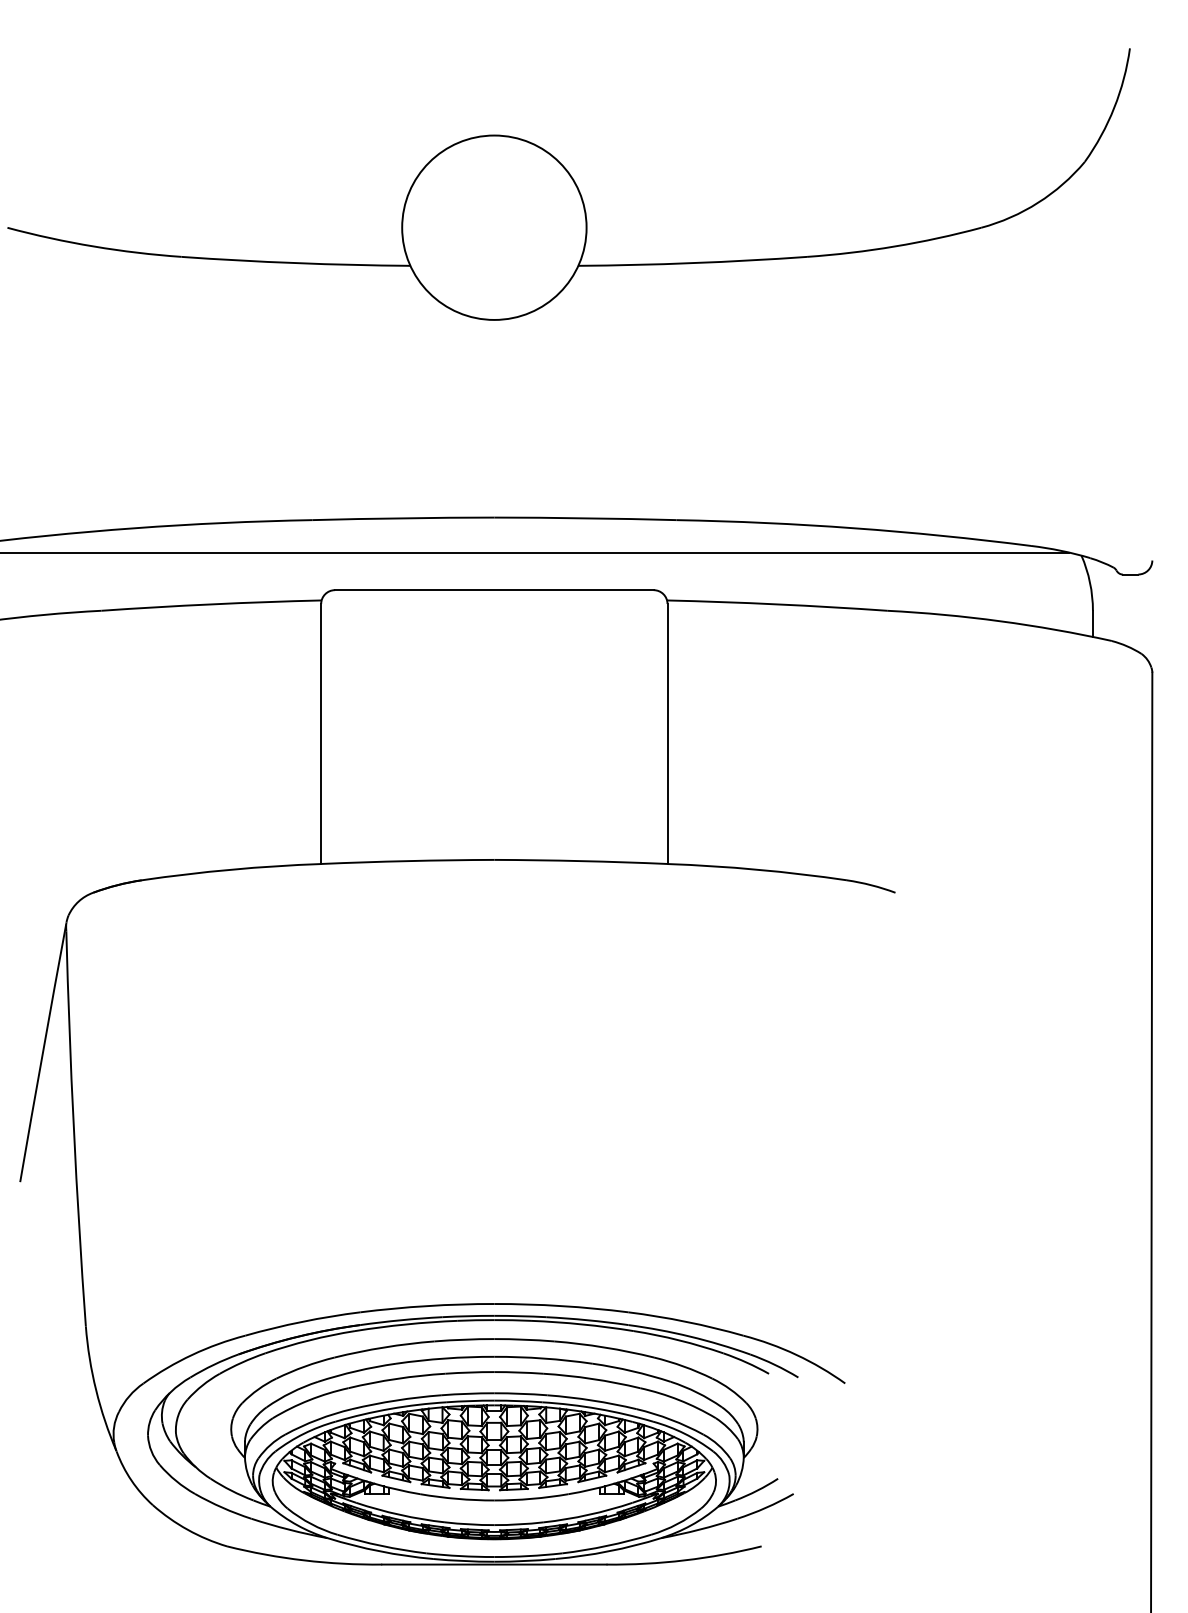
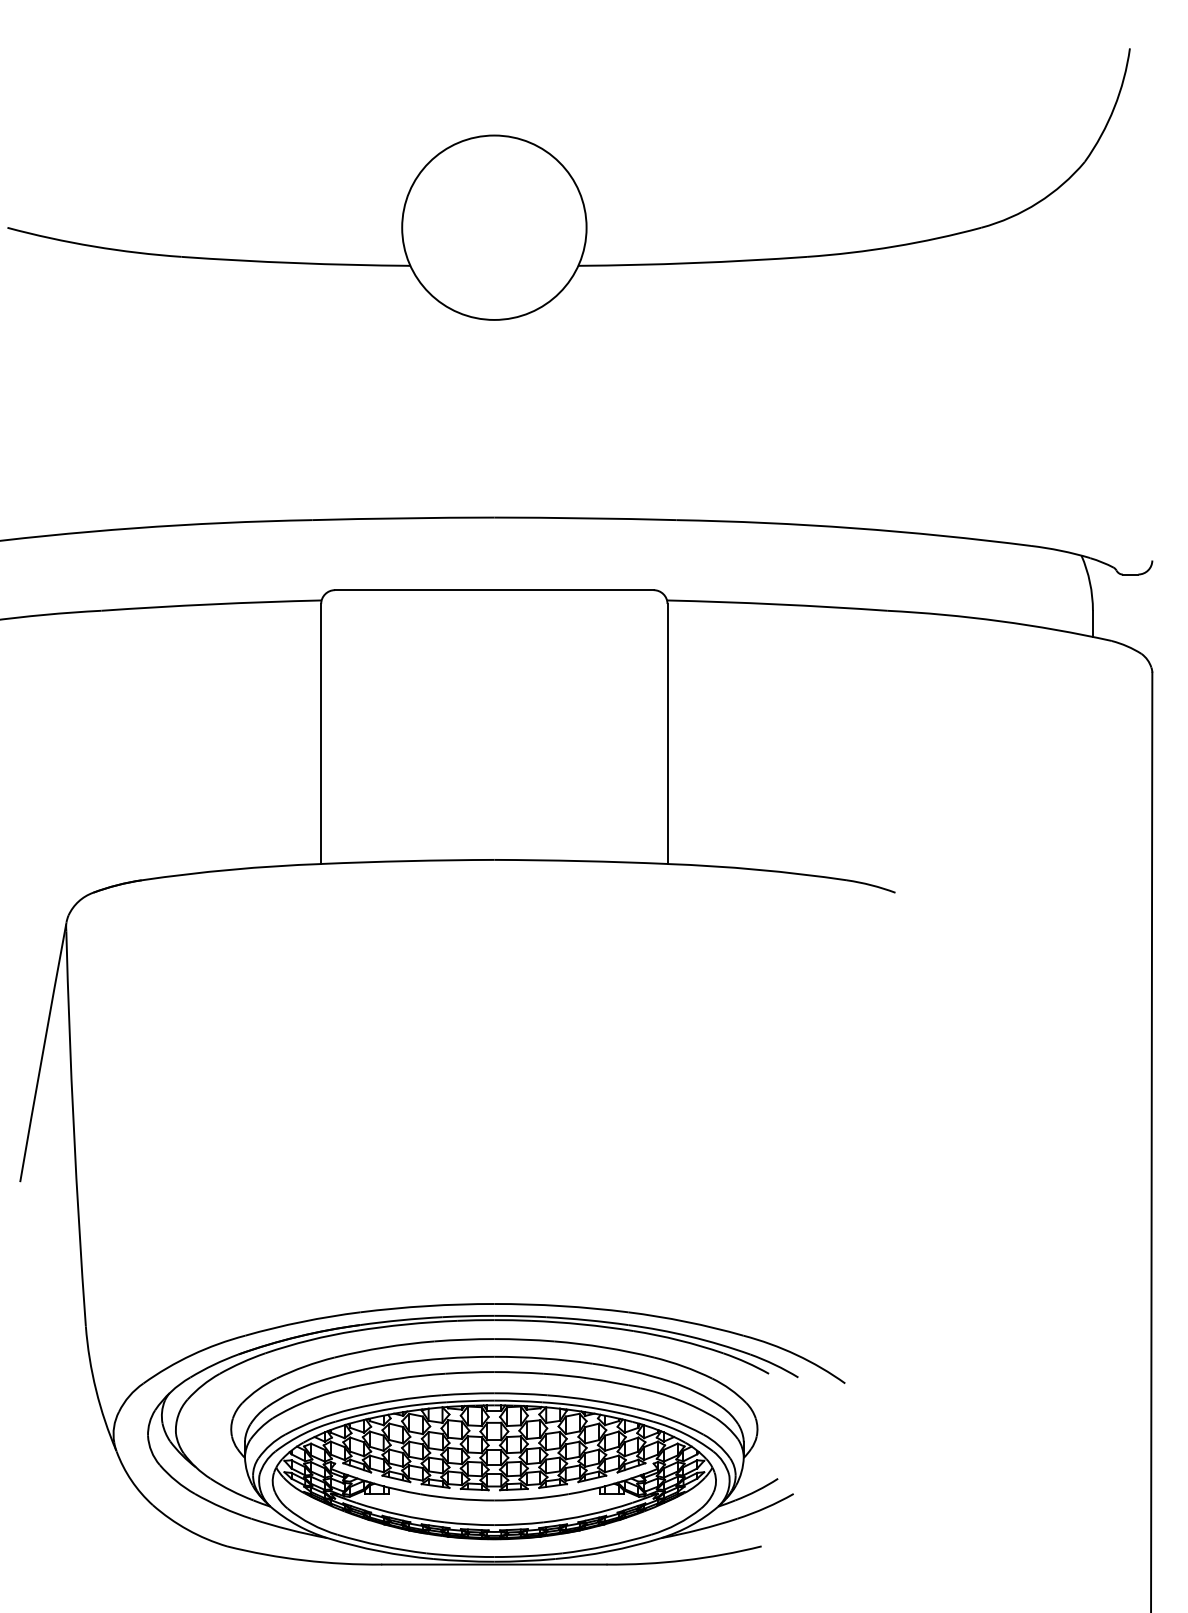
line: present -> none (535, 552)
